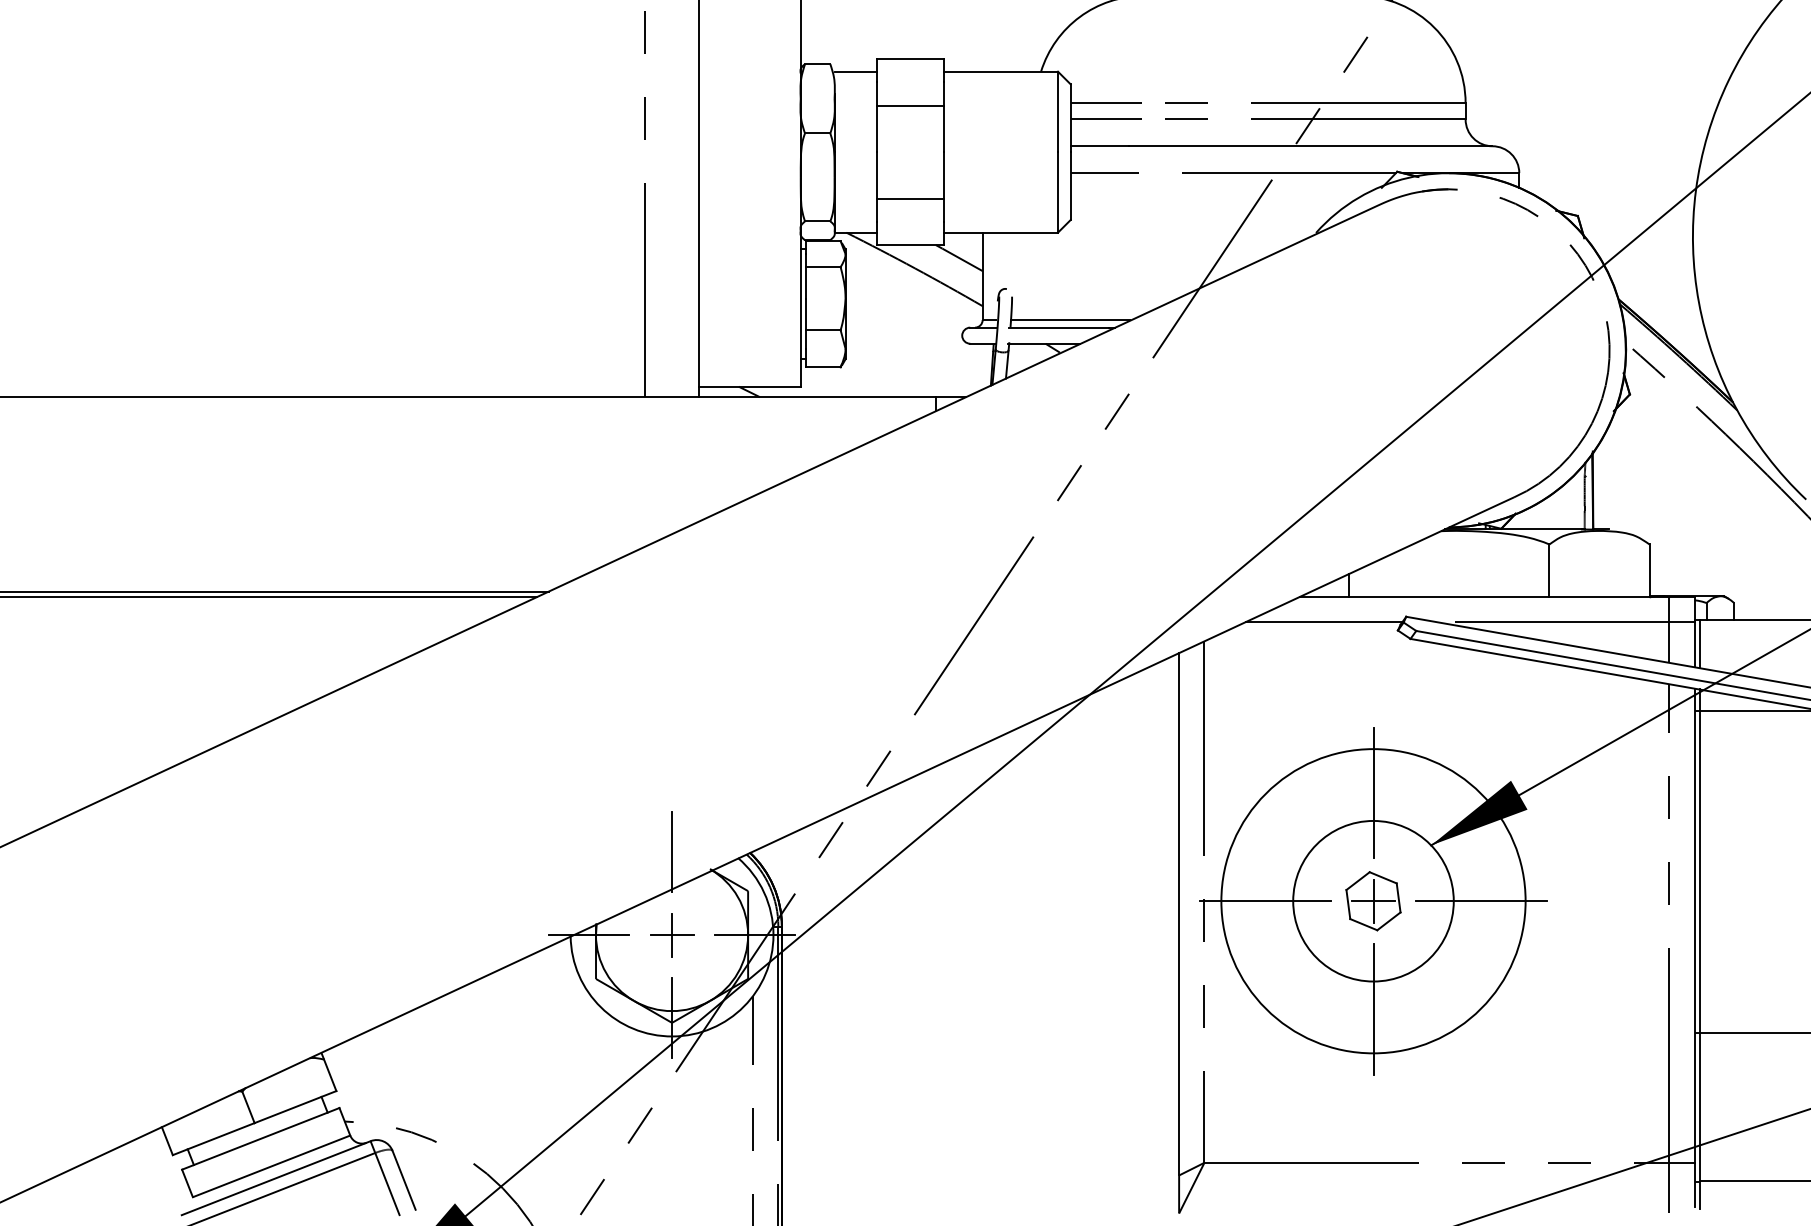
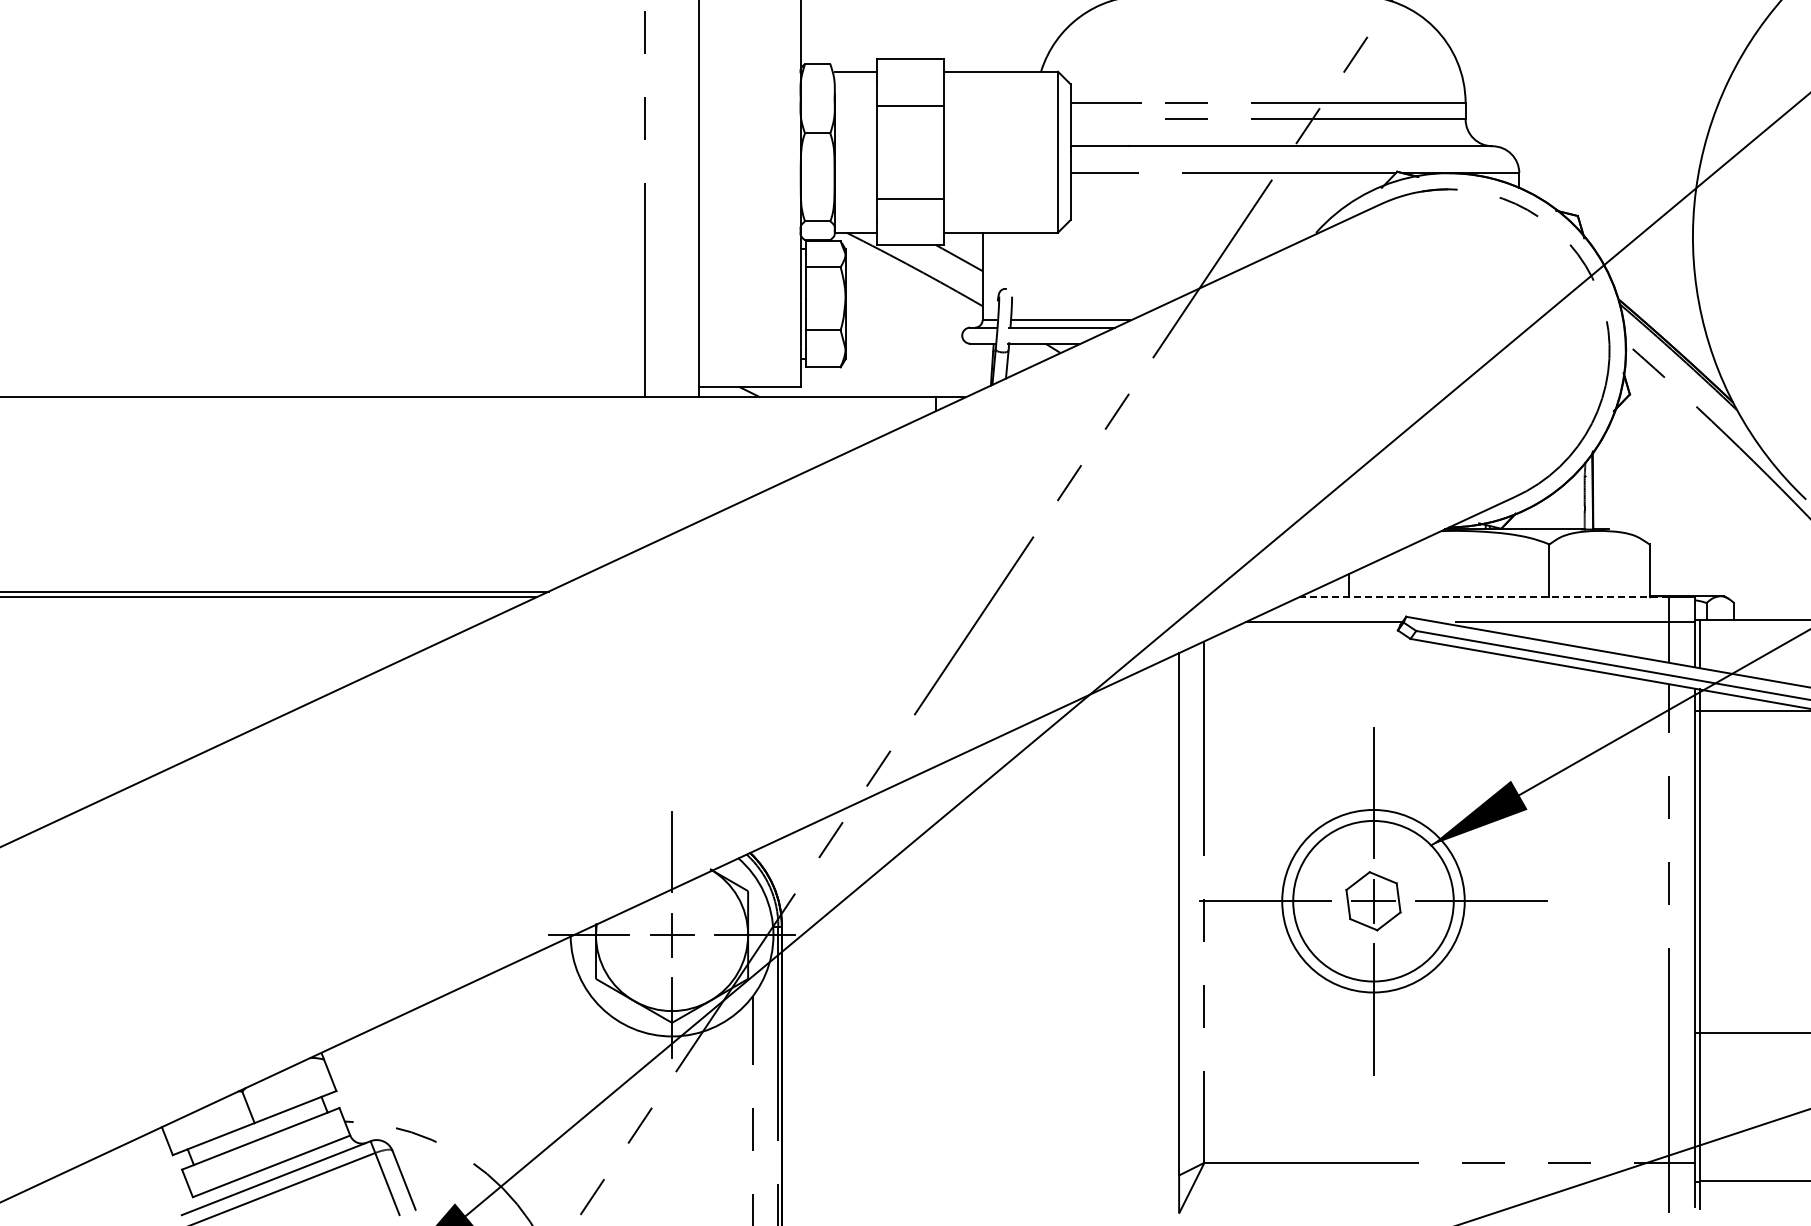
line: present -> none (1106, 119)
line: solid -> dashed (1484, 597)
circle diameter: 304 px -> 183 px (1373, 900)
